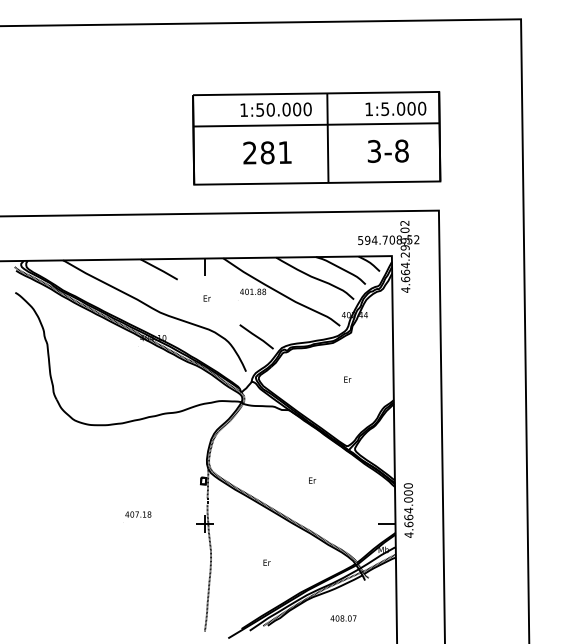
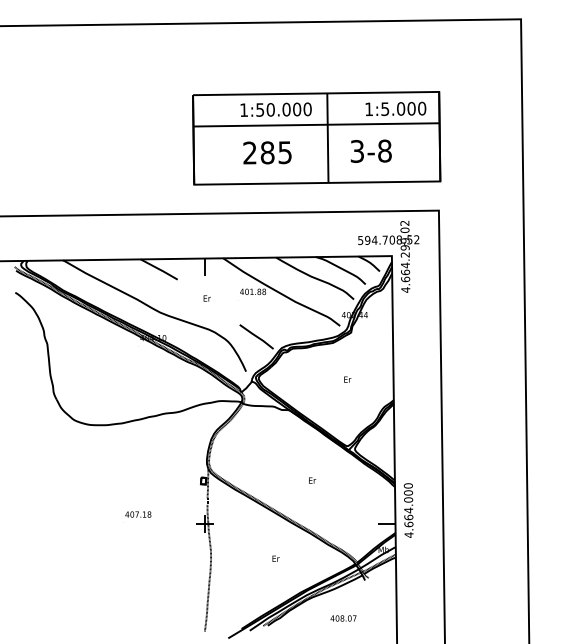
text position: (387, 150) -> (370, 150) (370, 150)
text: 281 -> 285 (284, 152)
text position: (266, 562) -> (275, 558) (275, 558)
